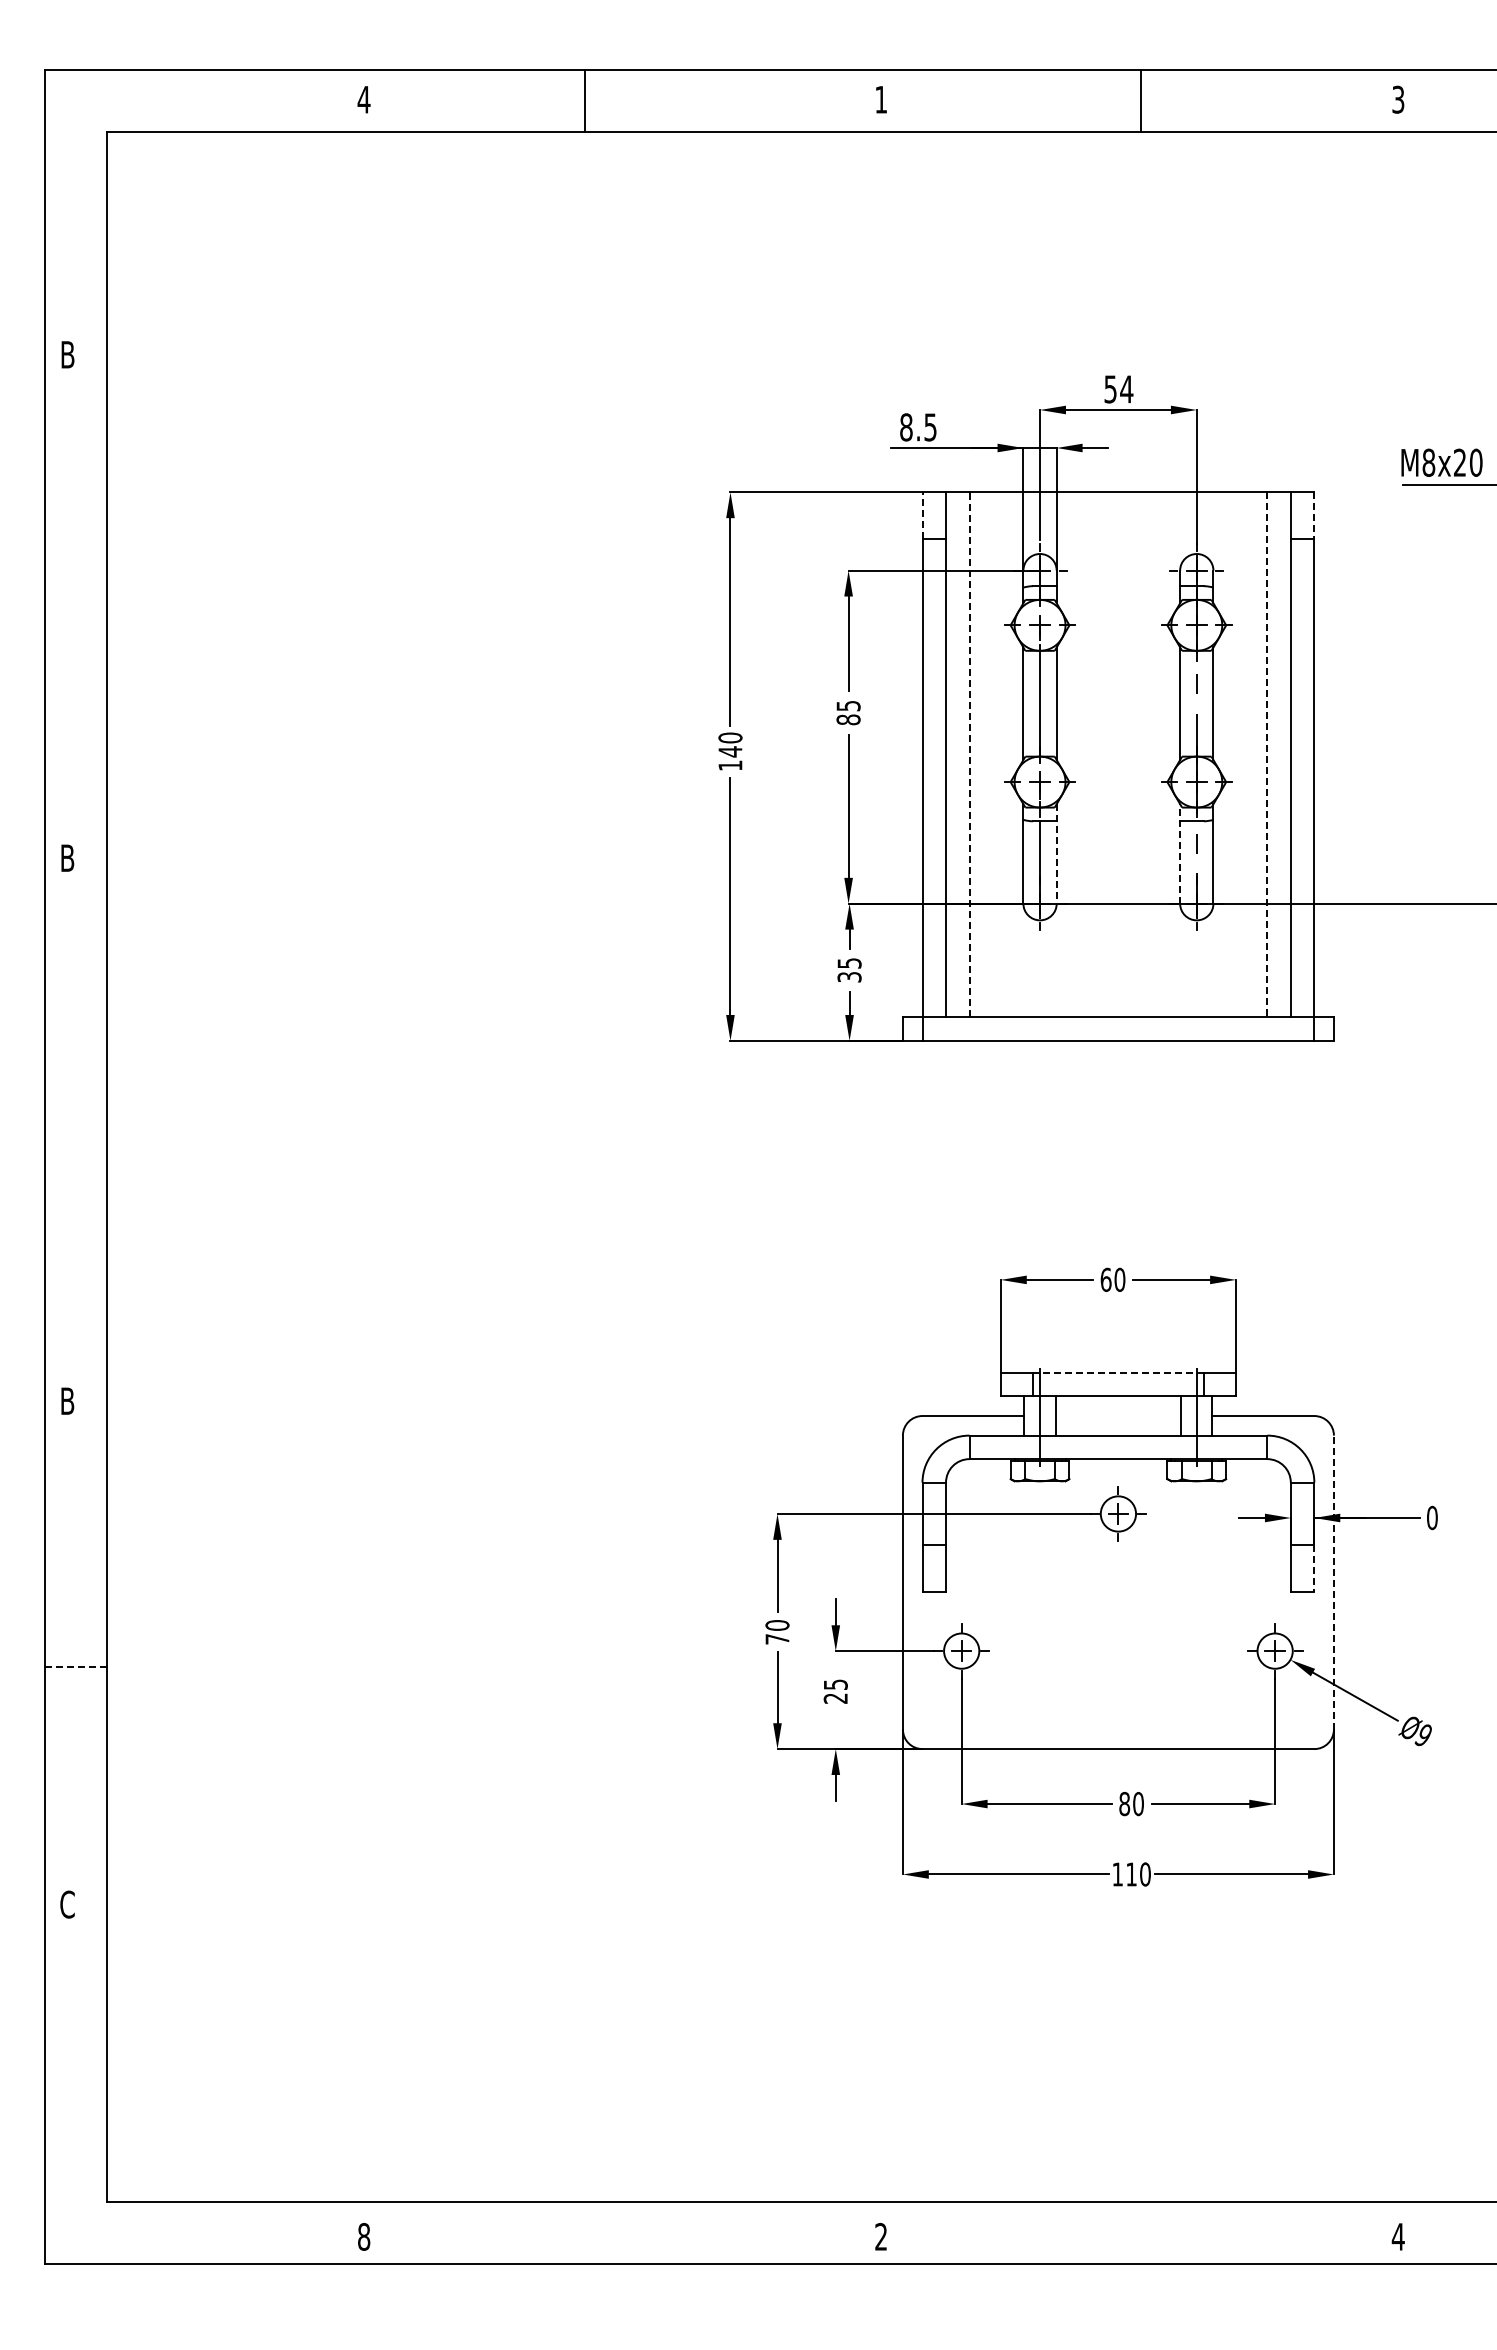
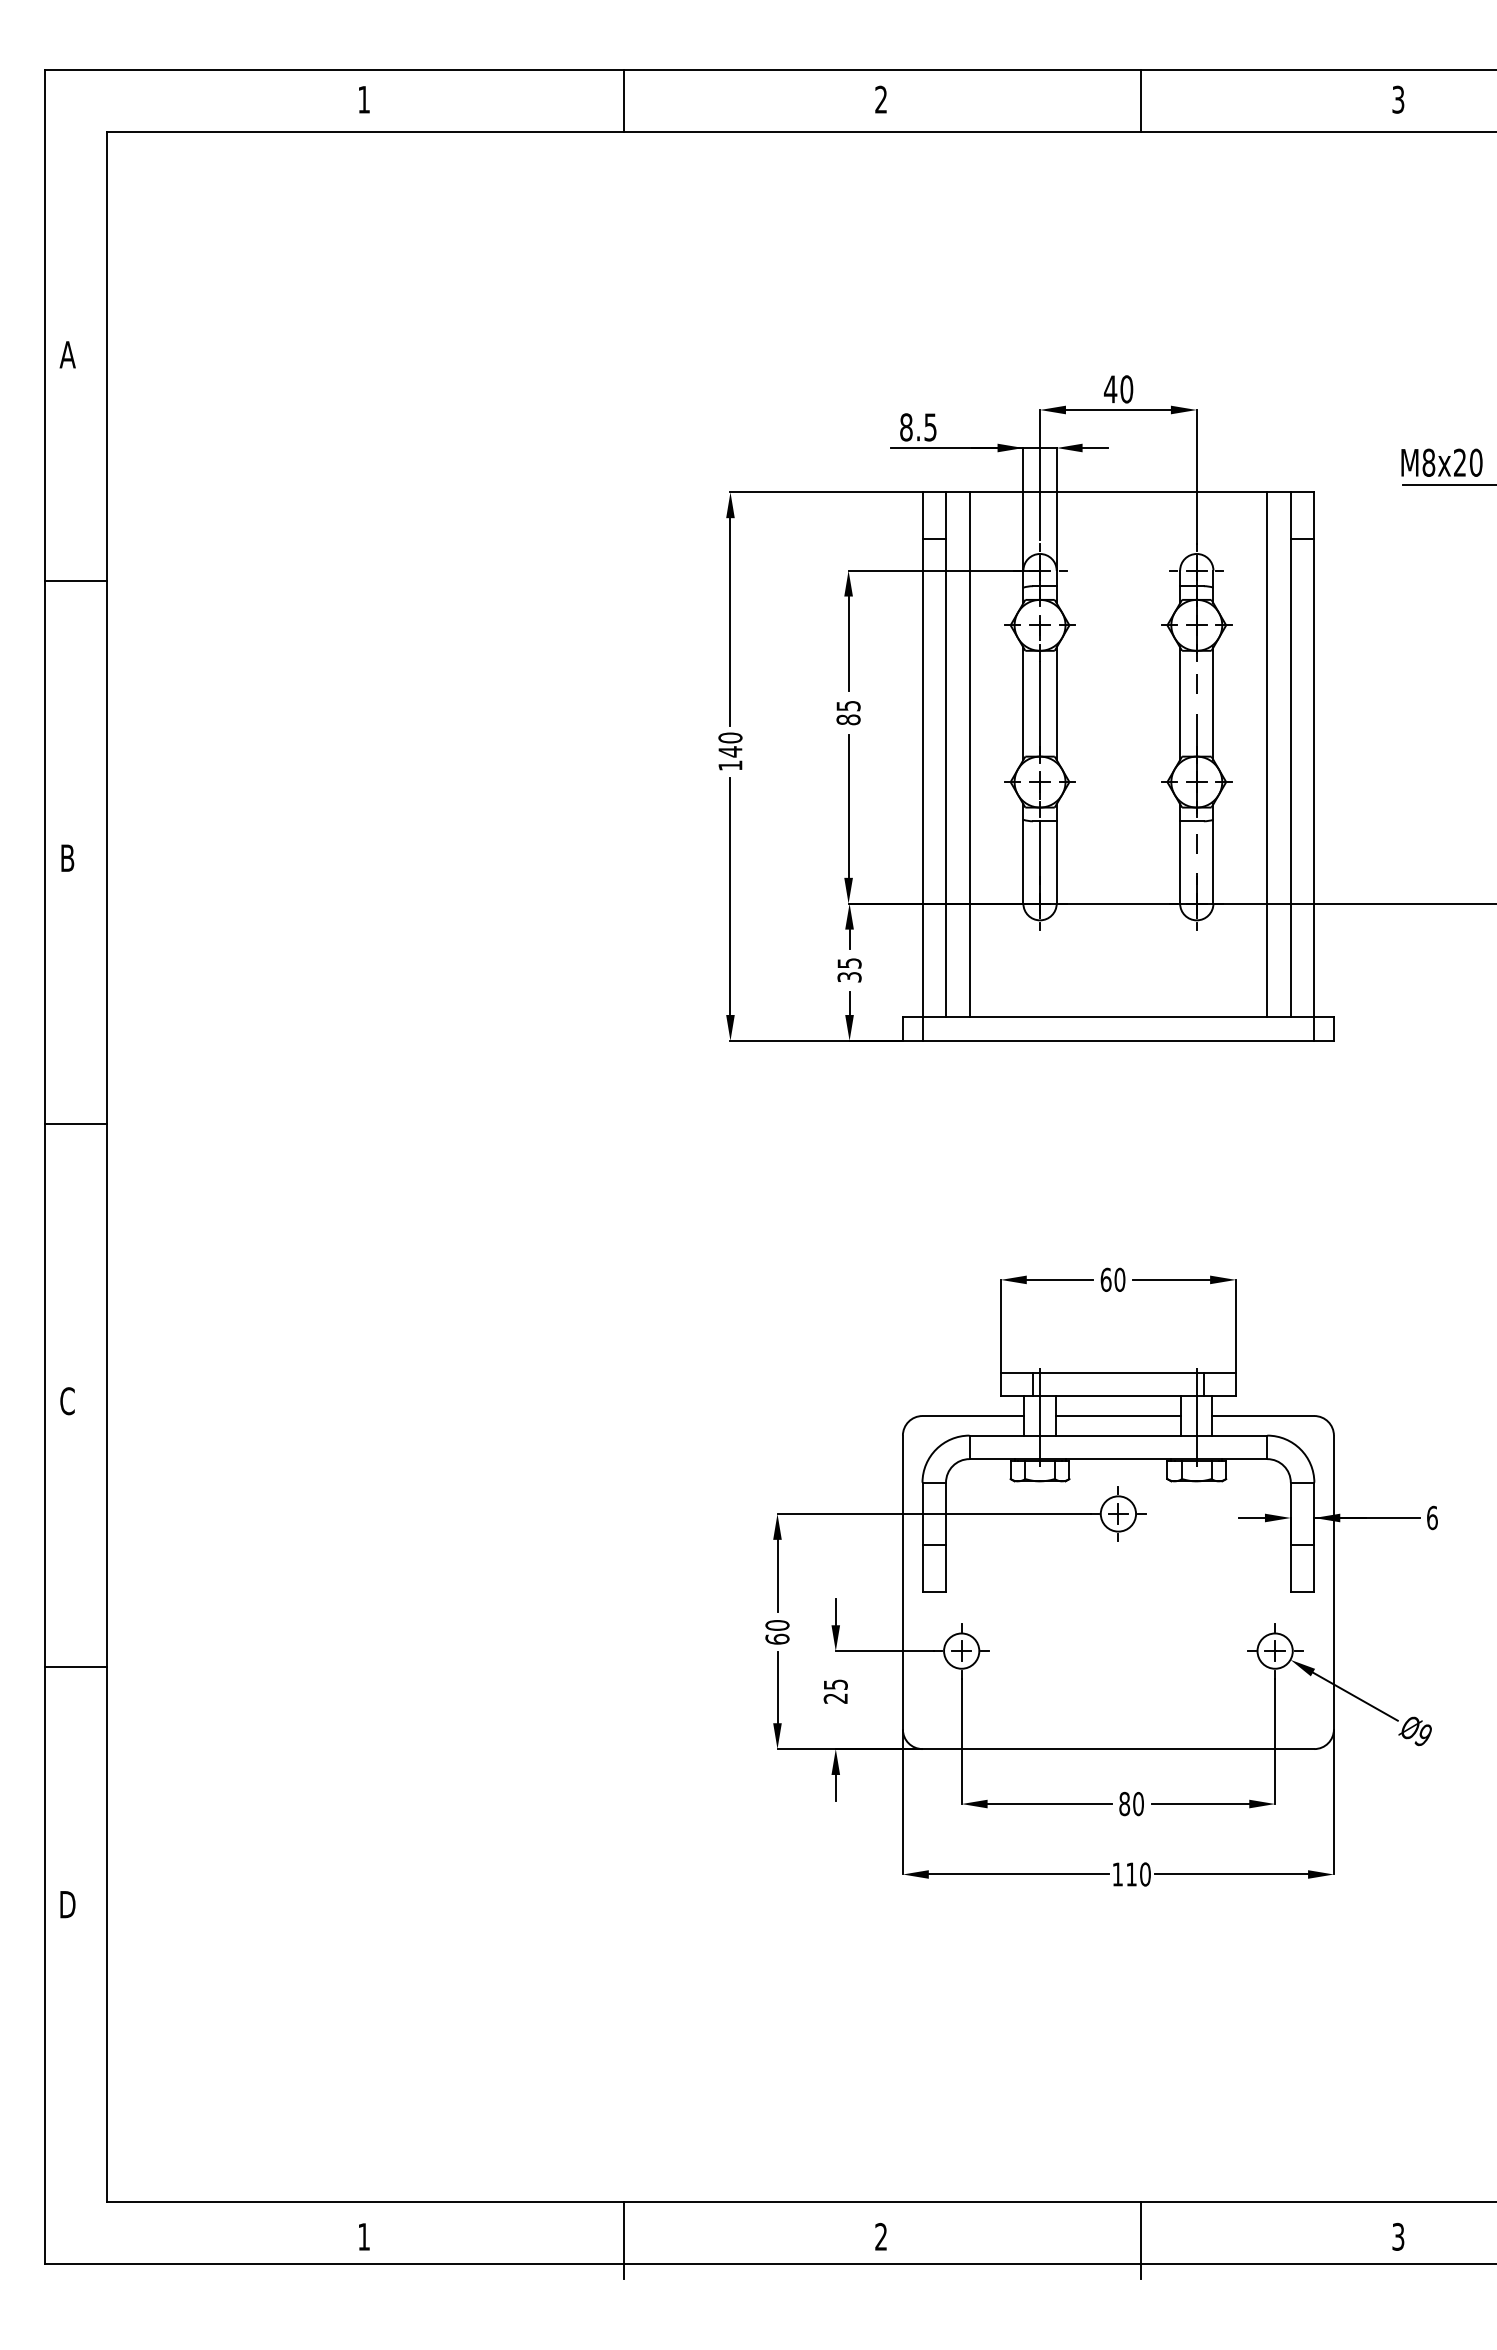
text: 4 -> 1 (363, 99)
text: 1 -> 2 (880, 99)
line position: (584, 101) -> (623, 101) (623, 101)
text: B -> A (67, 354)
text: 54 -> 40 (1118, 389)
line: dashed -> solid (922, 515)
line: dashed -> solid (1314, 515)
line: none -> present (75, 580)
line: dashed -> solid (969, 754)
line: dashed -> solid (1267, 754)
line: dashed -> solid (1056, 853)
line: dashed -> solid (1180, 853)
line: none -> present (75, 1123)
line: dashed -> solid (1117, 1372)
text: B -> C (67, 1401)
line: none -> present (1118, 1416)
text: 0 -> 6 (1432, 1517)
line: dashed -> solid (1314, 1568)
line: dashed -> solid (1333, 1582)
text: 70 -> 60 (777, 1638)
line: dashed -> solid (75, 1666)
text: C -> D (67, 1904)
text: 8 -> 1 (364, 2236)
text: 4 -> 3 (1397, 2236)
line: none -> present (623, 2240)
line: none -> present (1141, 2240)
